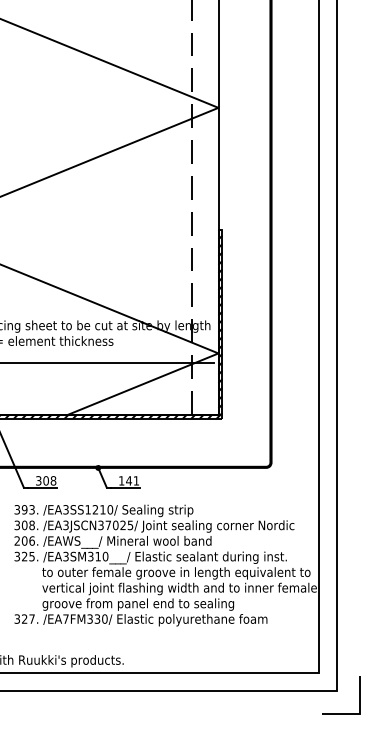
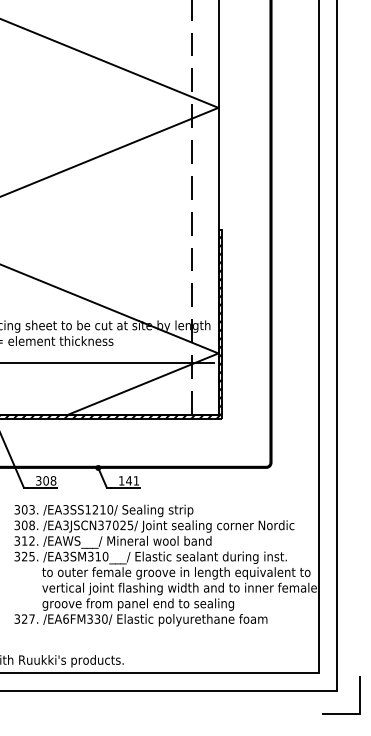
text: 393. -> 303. (24, 509)
text: 206. -> 312. (24, 540)
text: /EA7FM330/ -> /EA6FM330/ (65, 618)
